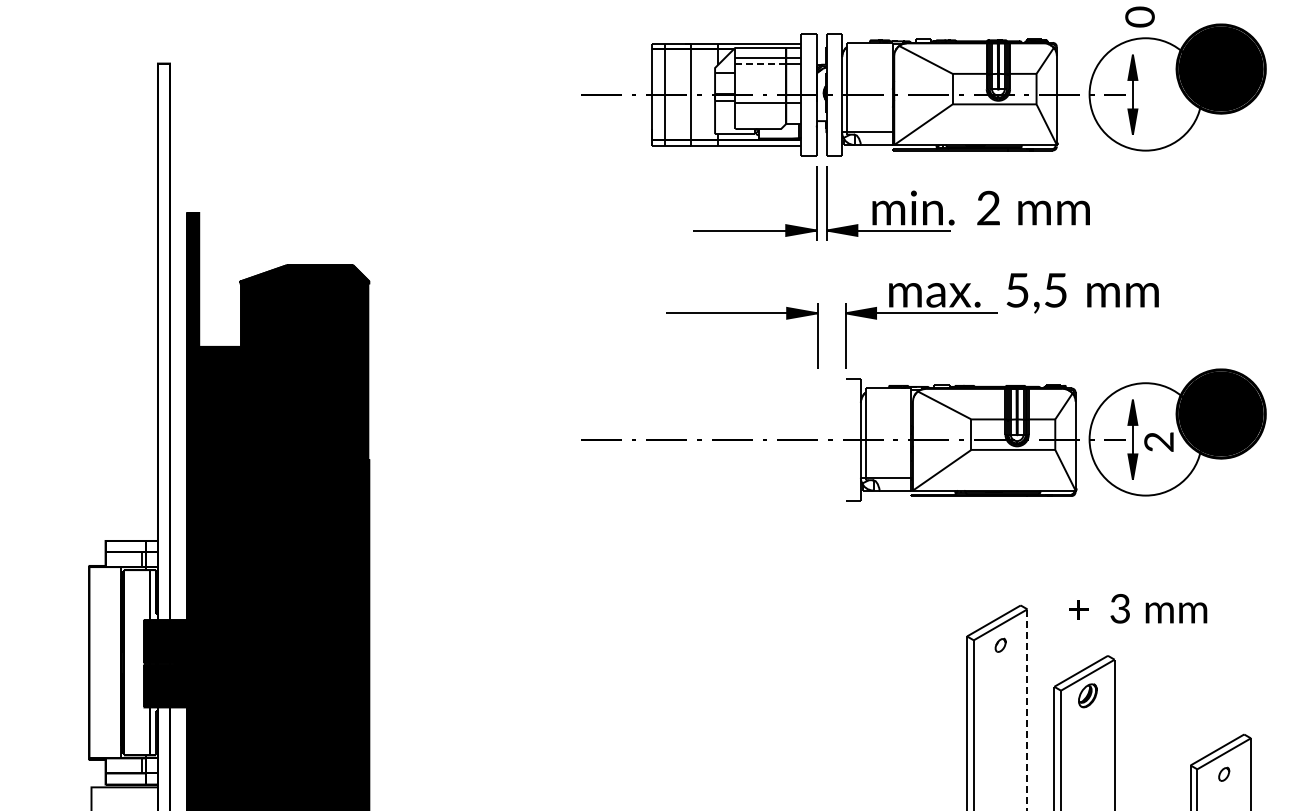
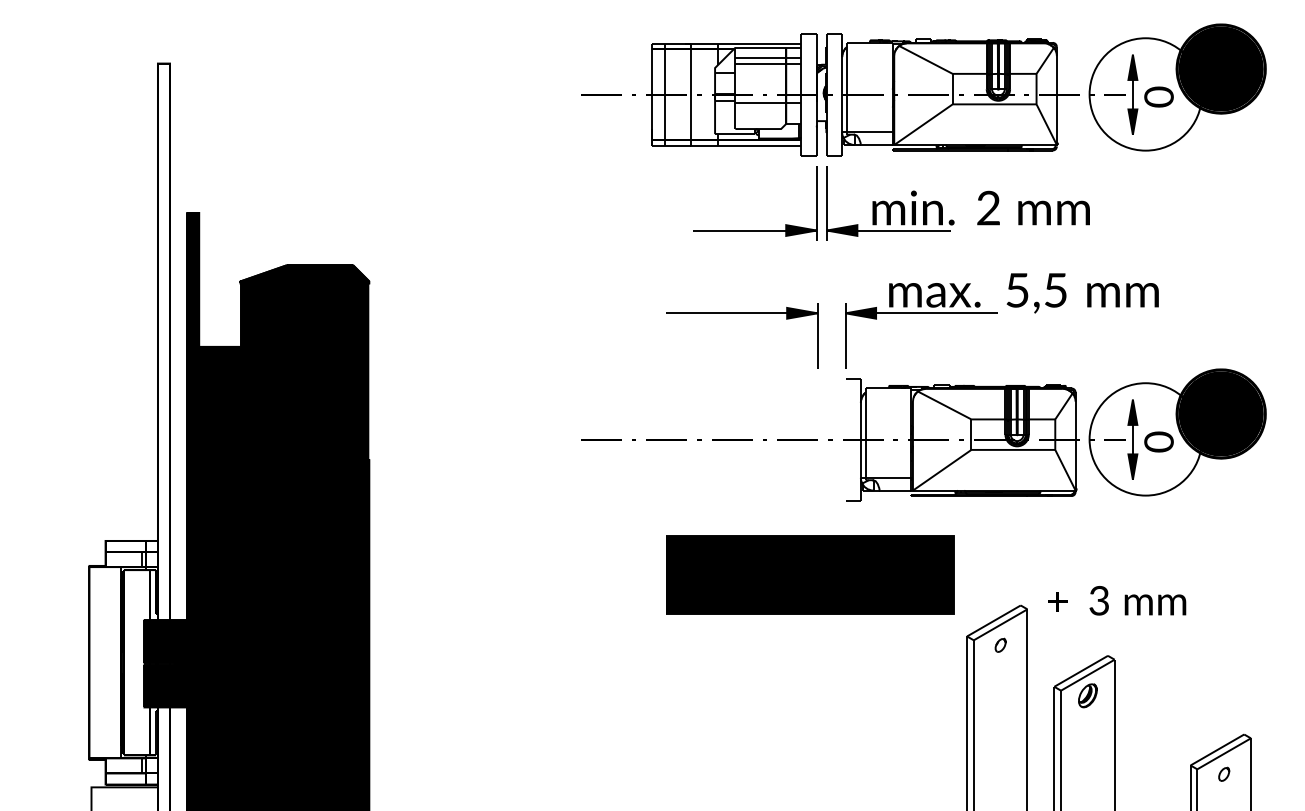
text position: (1139, 16) -> (1158, 96) (1158, 96)
line: dashed -> solid (760, 64)
text: 2 -> 0 (1158, 441)
part: none -> present (810, 574)
text position: (1138, 608) -> (1117, 600) (1117, 600)
line: dashed -> solid (1027, 709)
